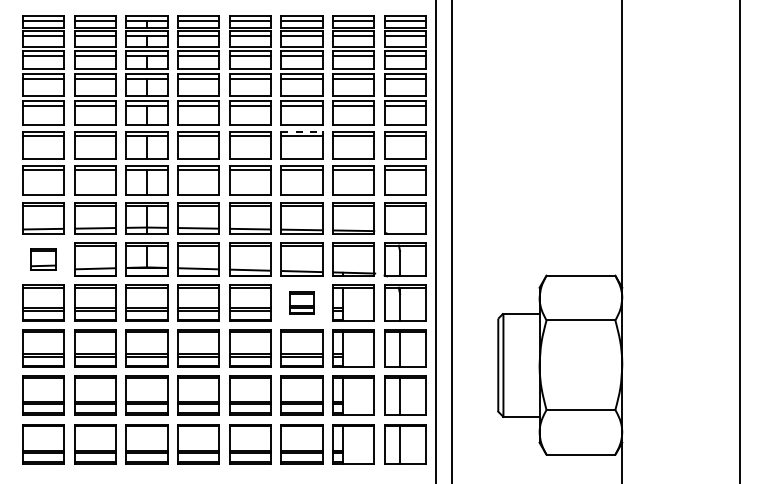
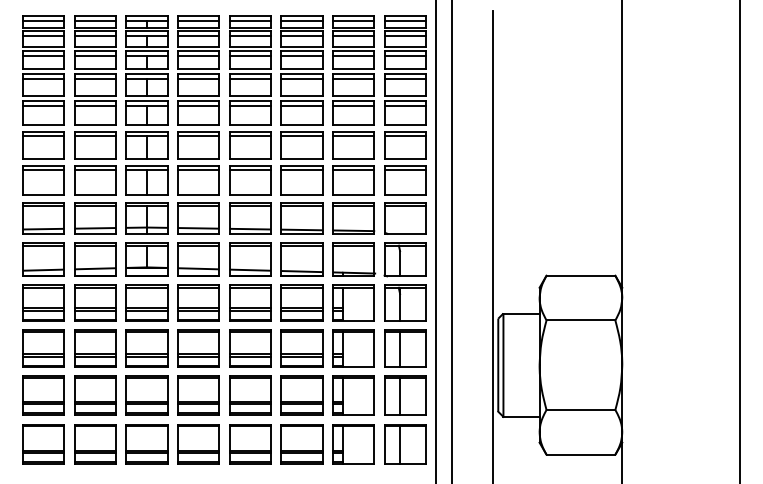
line: dashed -> solid (301, 131)
line: none -> present (493, 245)
part size: 27x23 px -> 43x35 px (43, 259)
part size: 26x24 px -> 44x38 px (301, 302)
